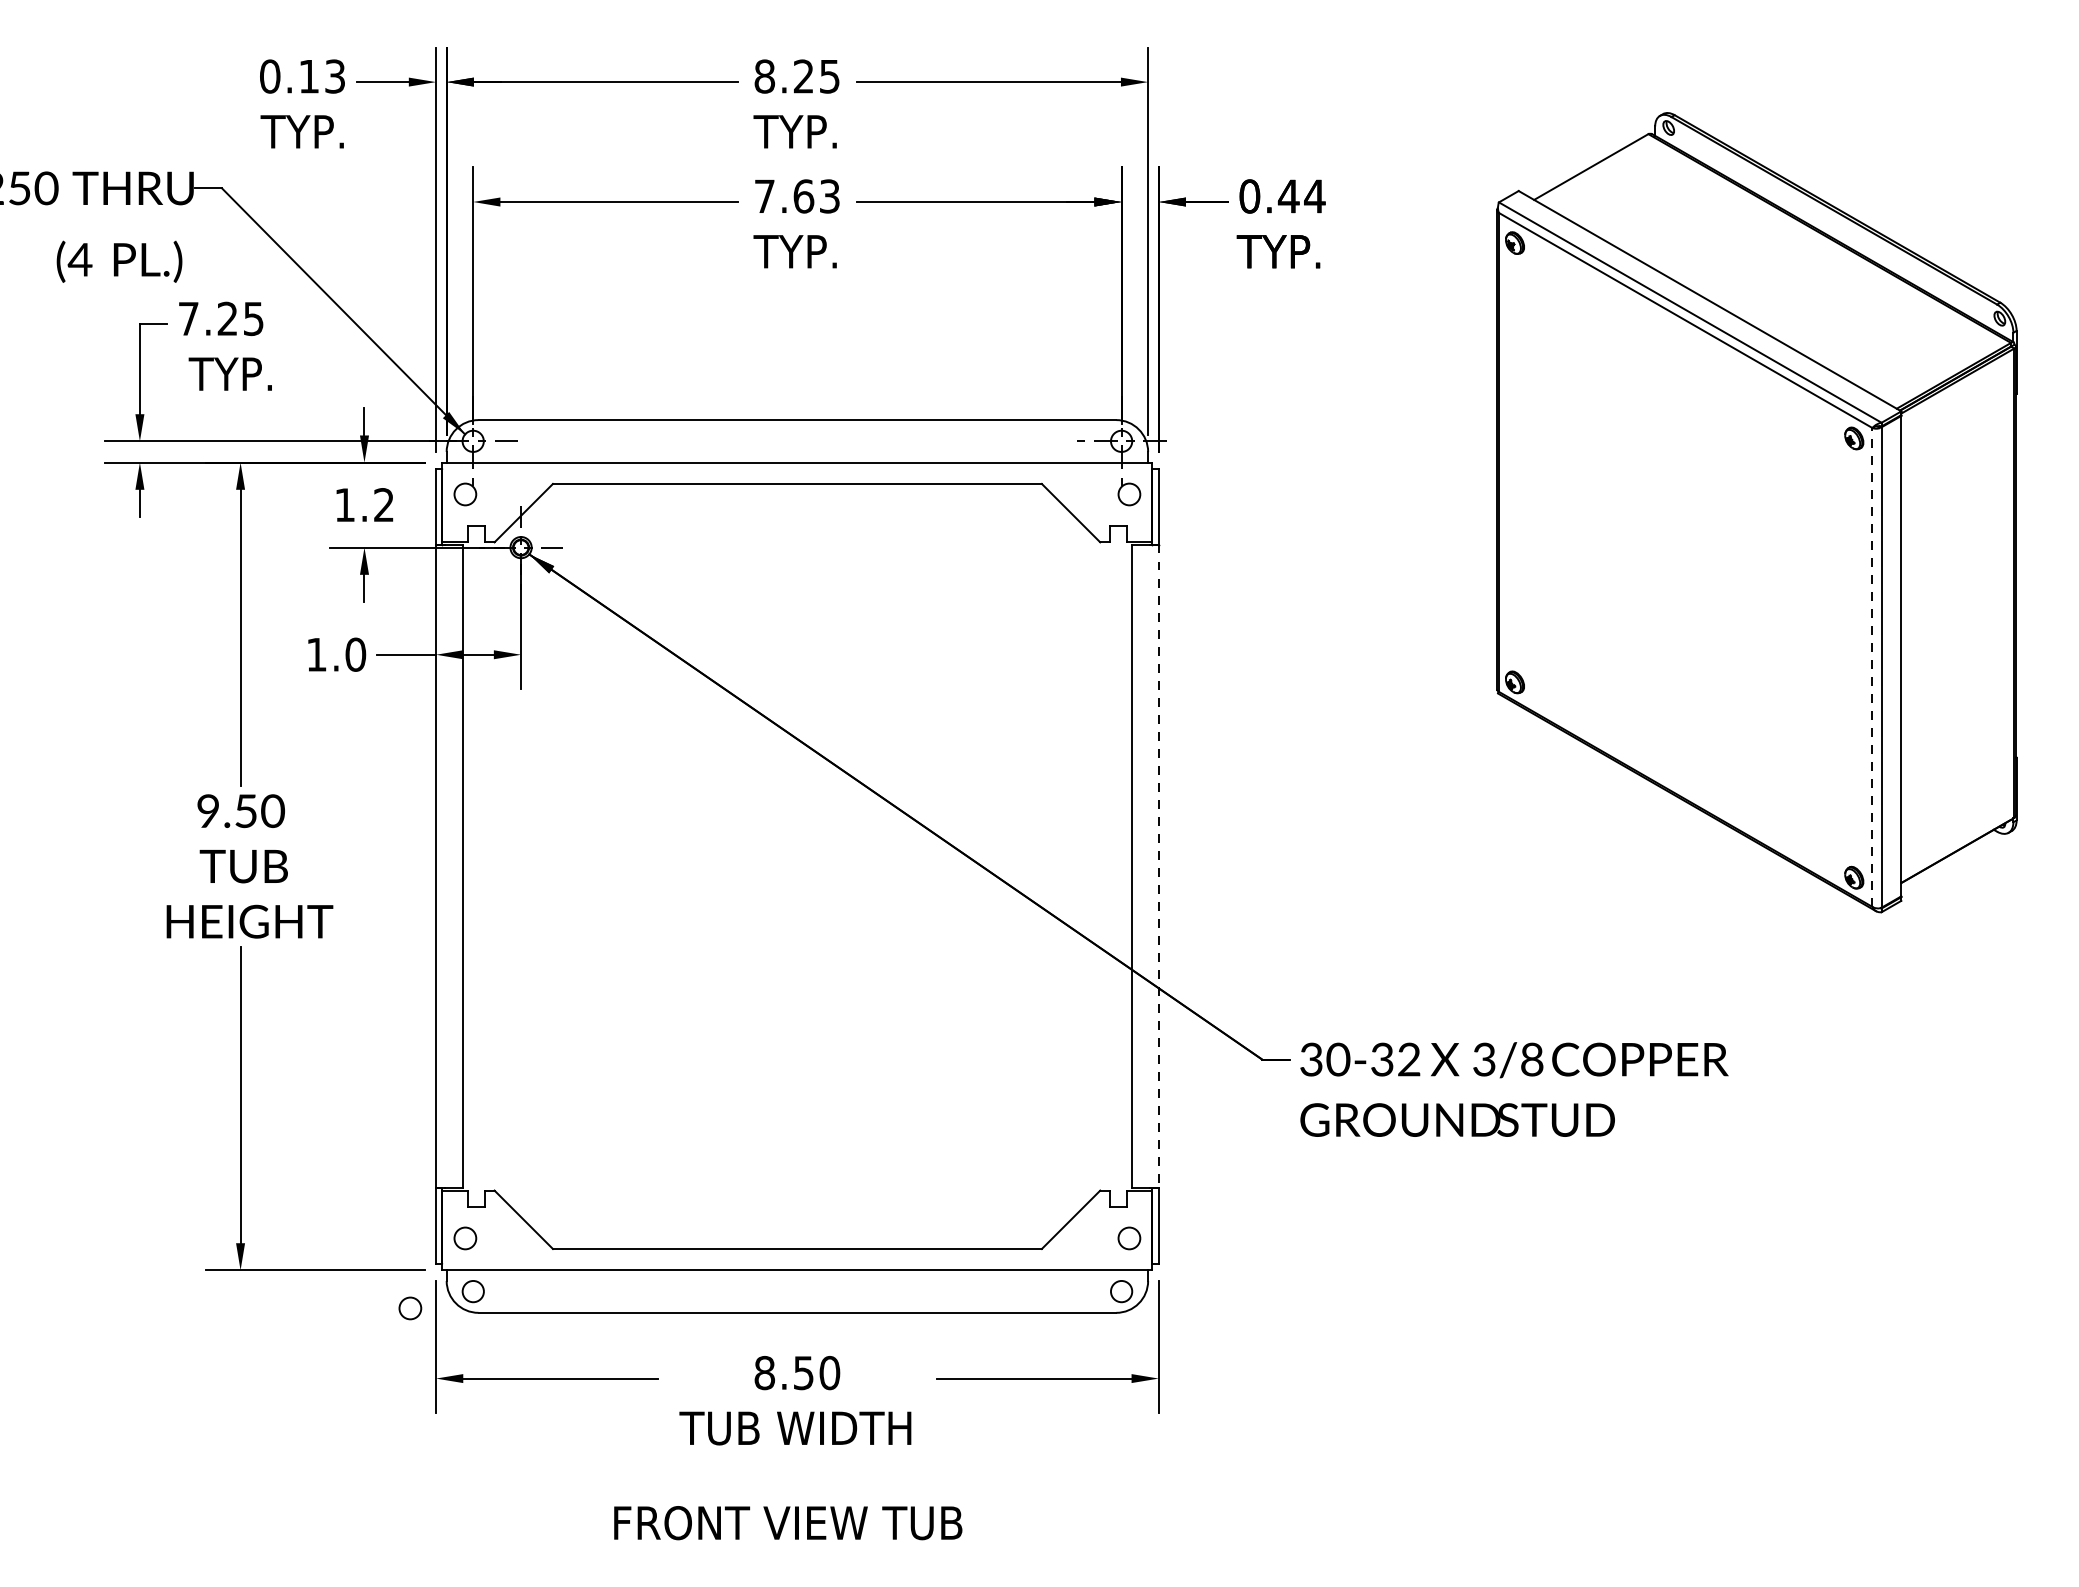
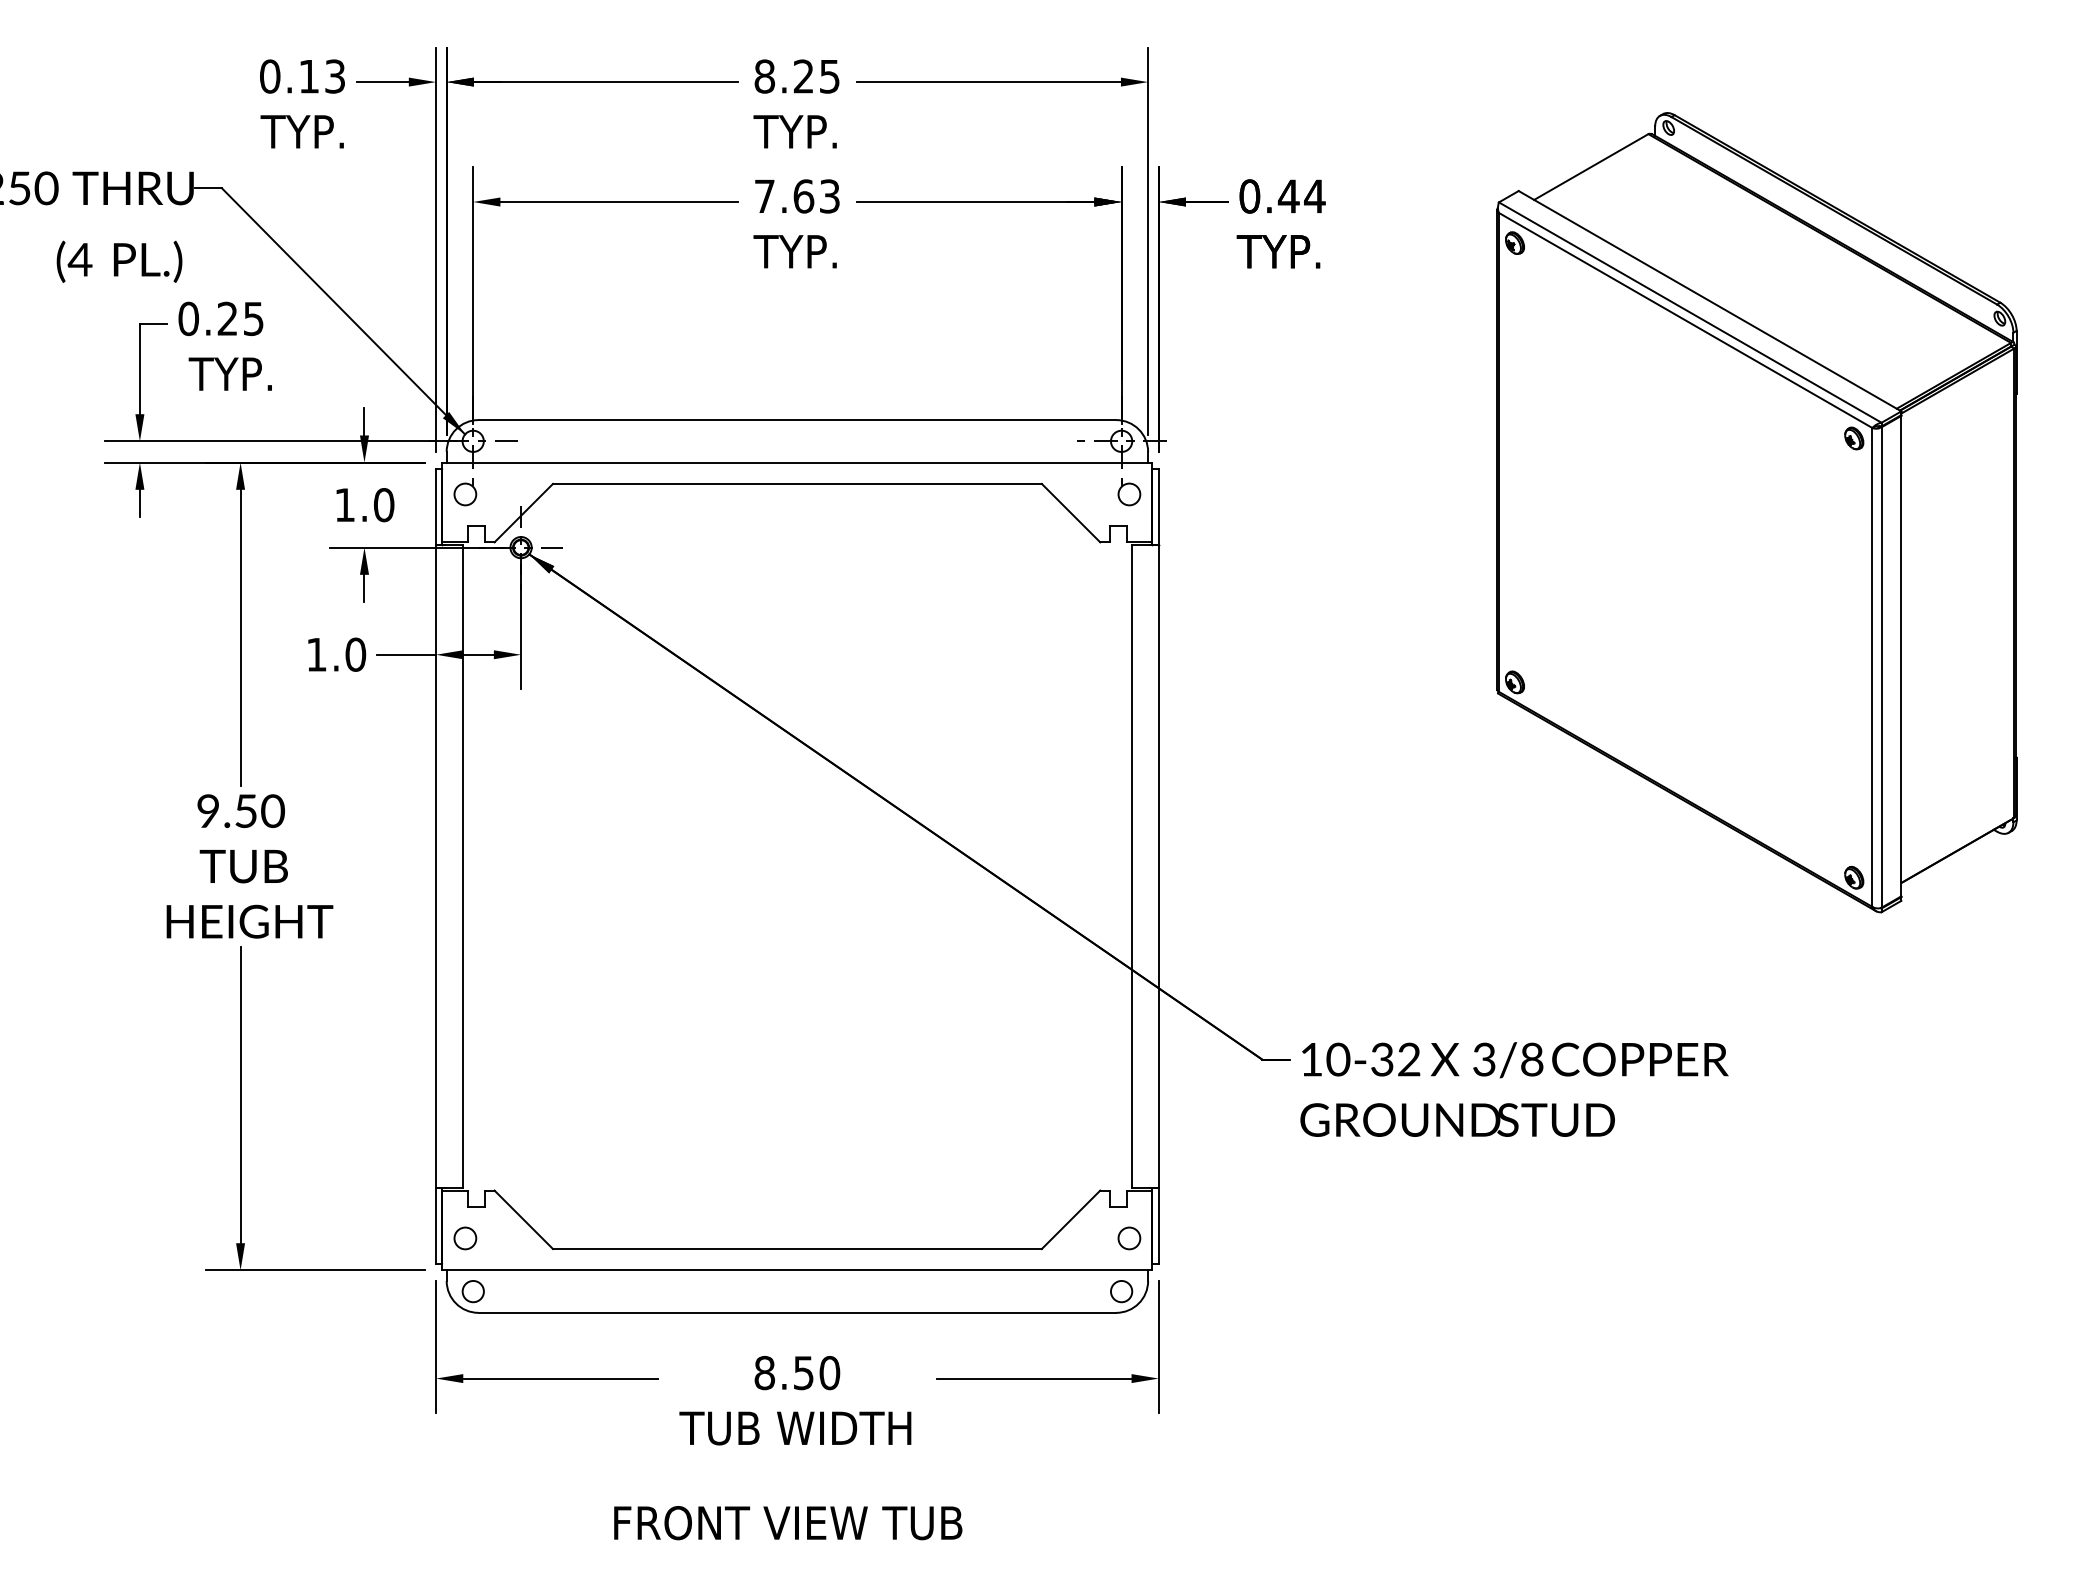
text: 7.25 -> 0.25 (188, 318)
text: 1.2 -> 1.0 (384, 505)
line: dashed -> solid (1872, 667)
line: dashed -> solid (1158, 866)
text: 30-32 -> 10-32 (1311, 1059)
circle: present -> none (410, 1308)
